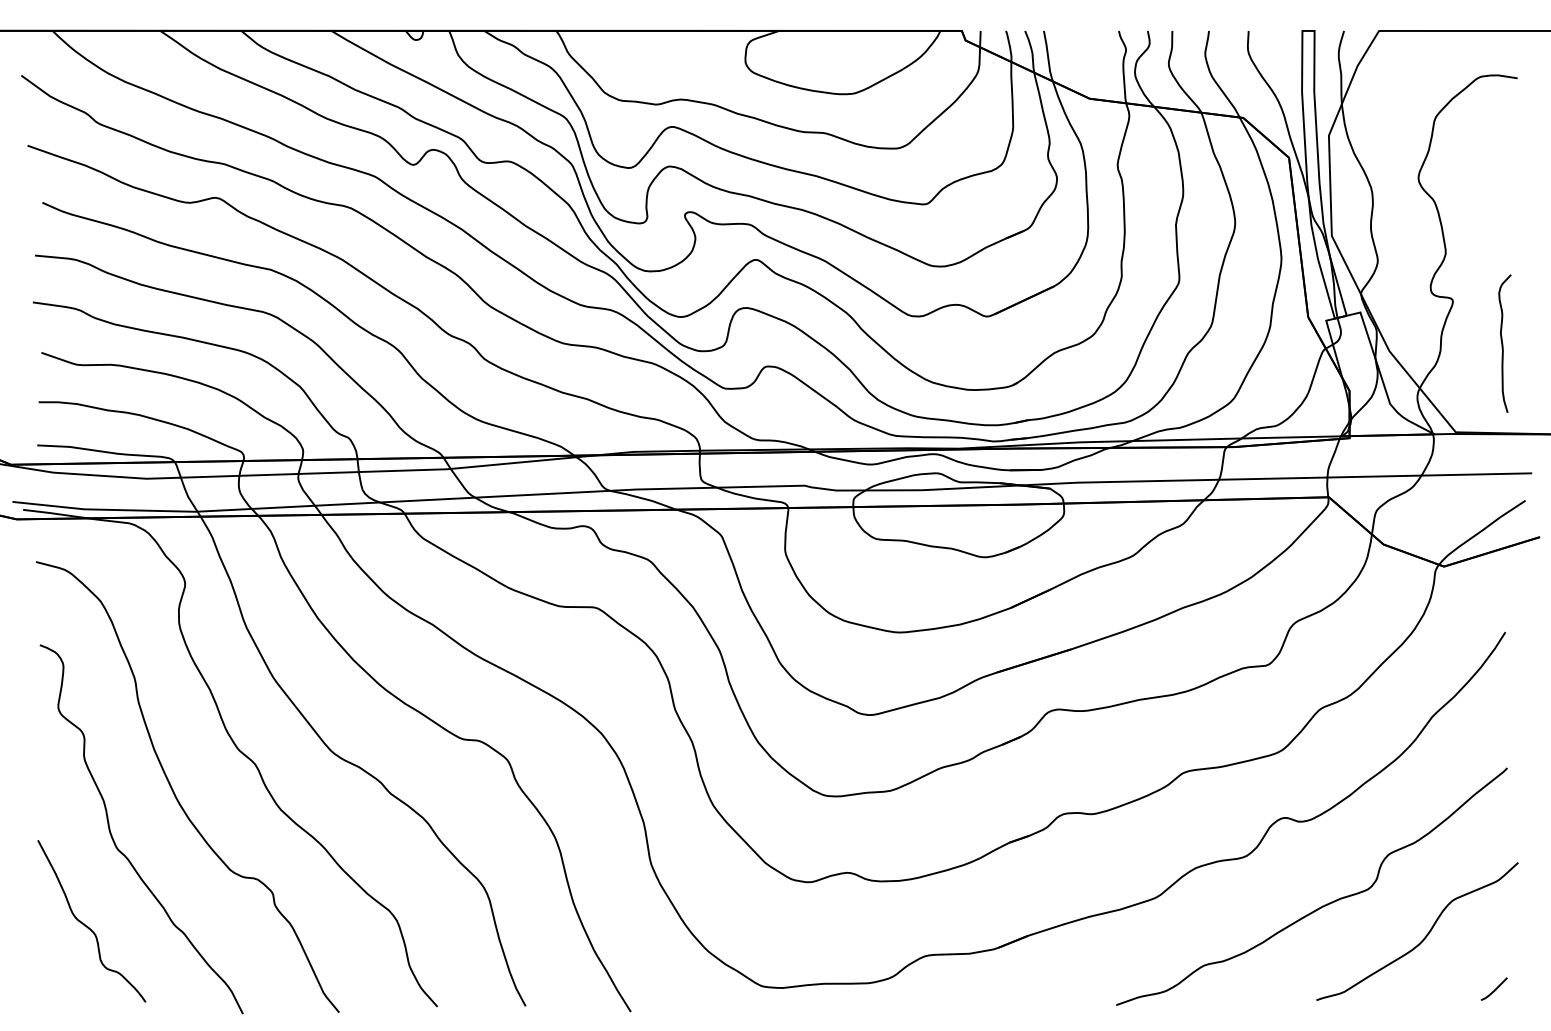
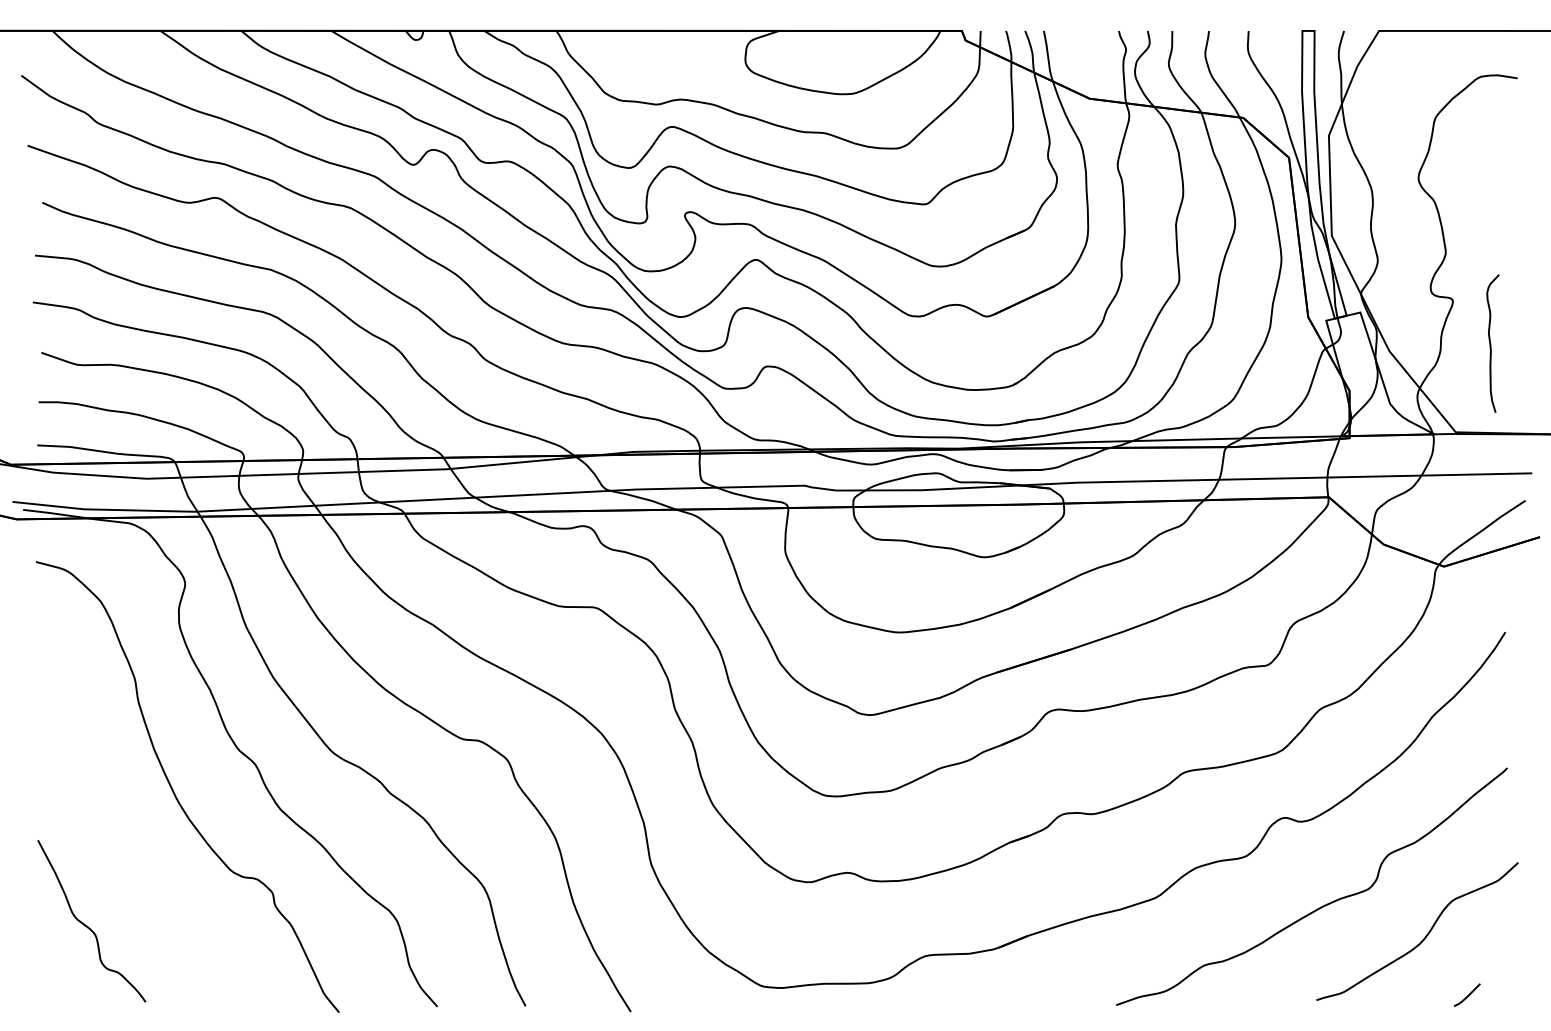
curve position: (1503, 343) -> (1491, 343) (1491, 343)
curve: present -> none (115, 842)
line position: (1494, 989) -> (1467, 995) (1467, 995)
